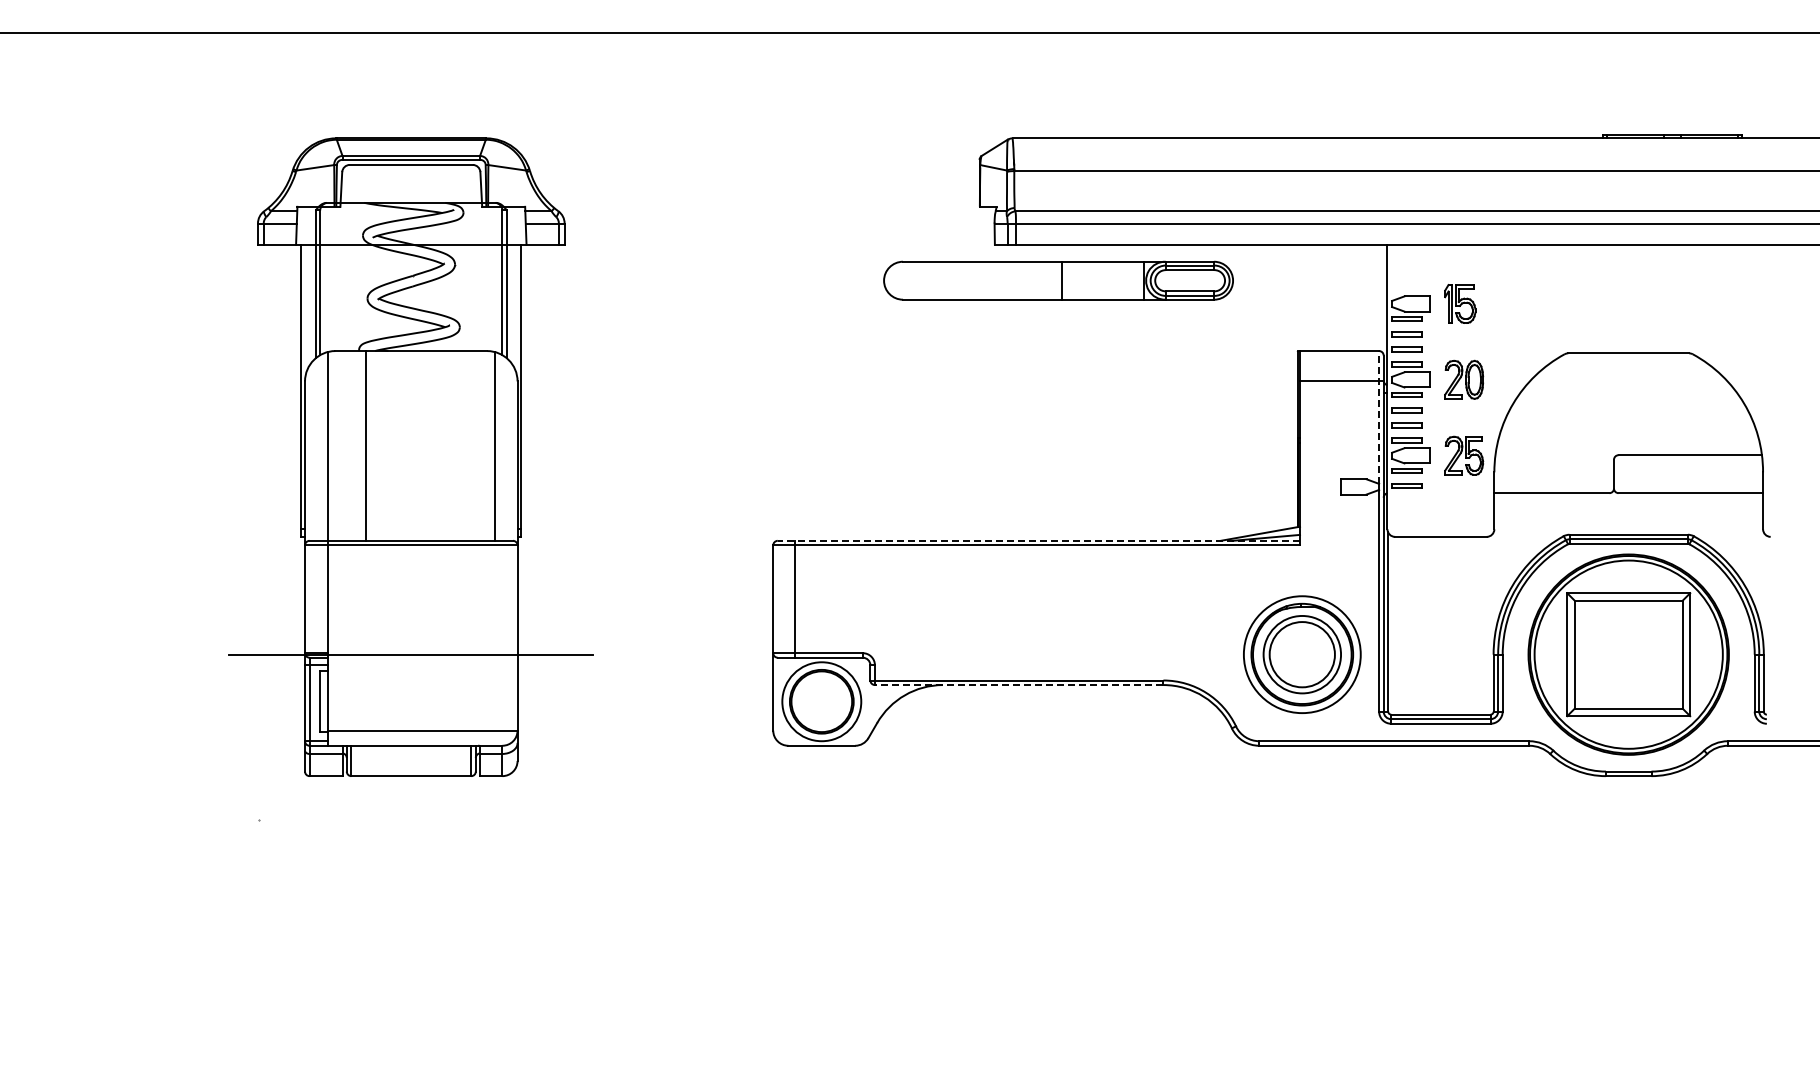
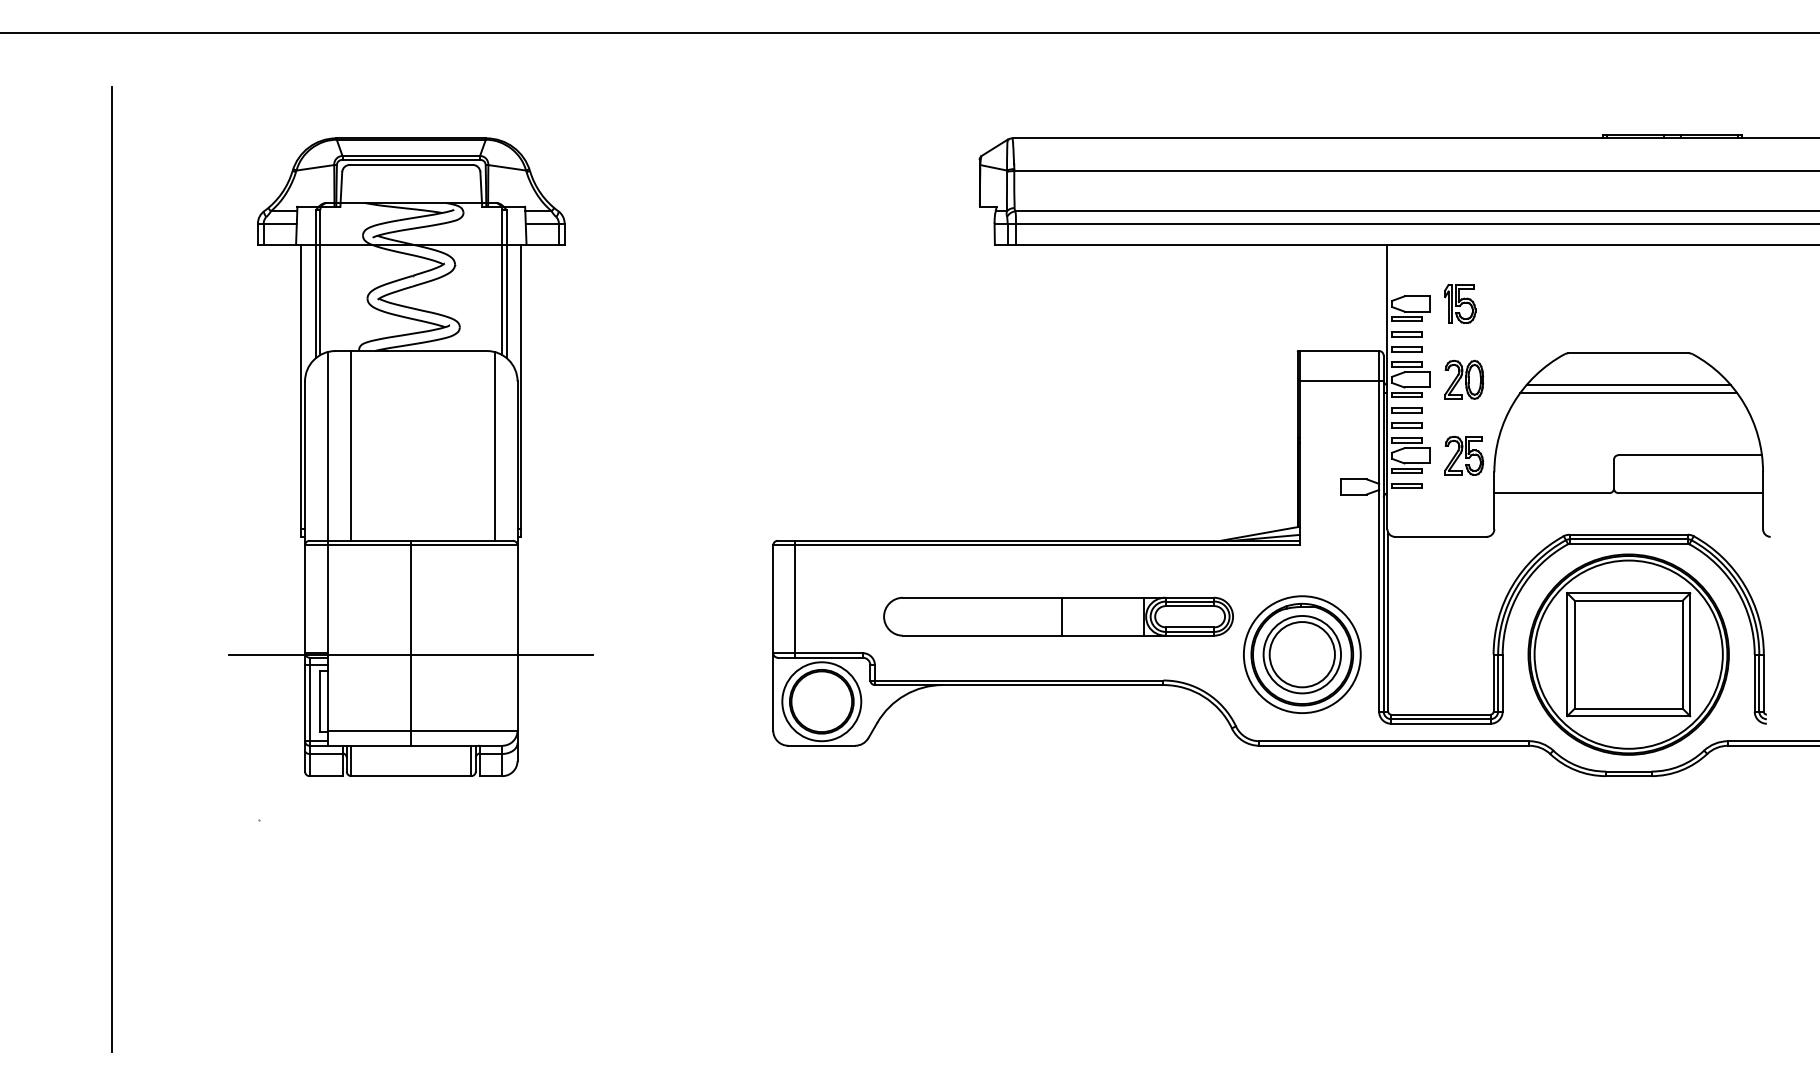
part position: (1058, 280) -> (1058, 616) (1058, 616)
line: none -> present (1628, 385)
line: none -> present (1628, 392)
line: dashed -> solid (1379, 416)
line position: (365, 445) -> (350, 445) (350, 445)
line: dashed -> solid (1038, 540)
line: none -> present (112, 569)
line: none -> present (411, 642)
line: dashed -> solid (1018, 685)
